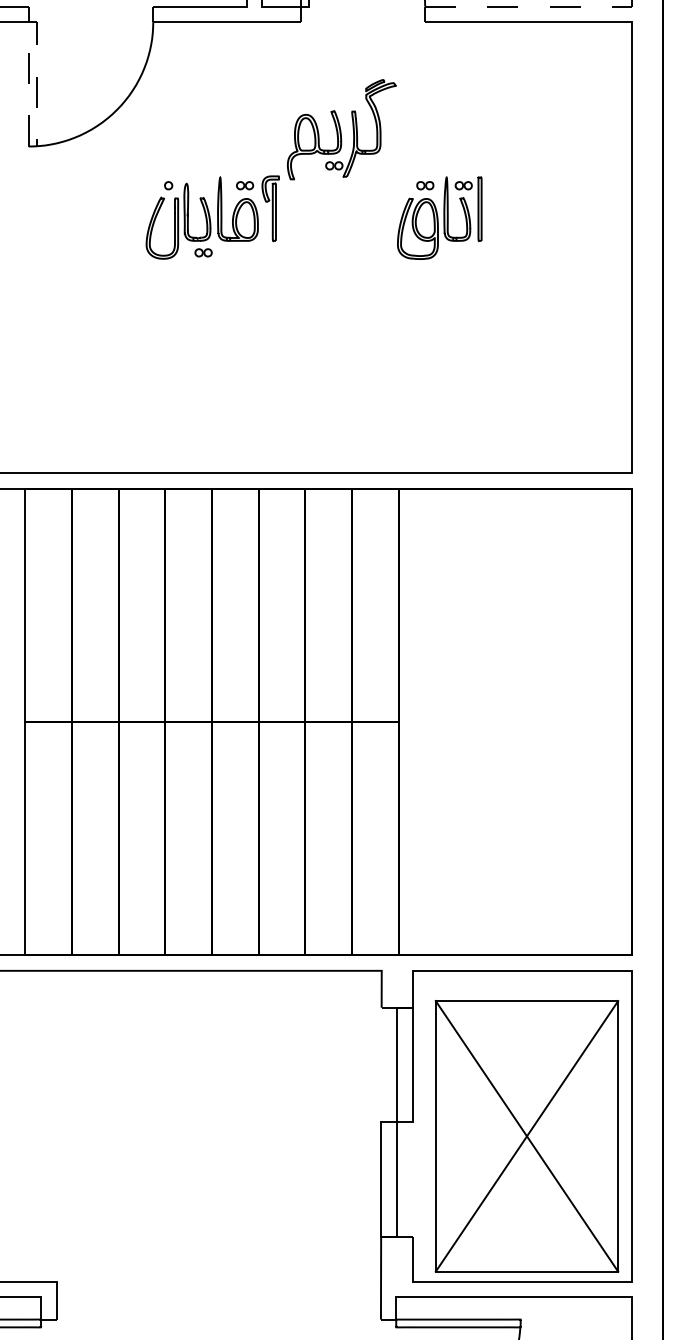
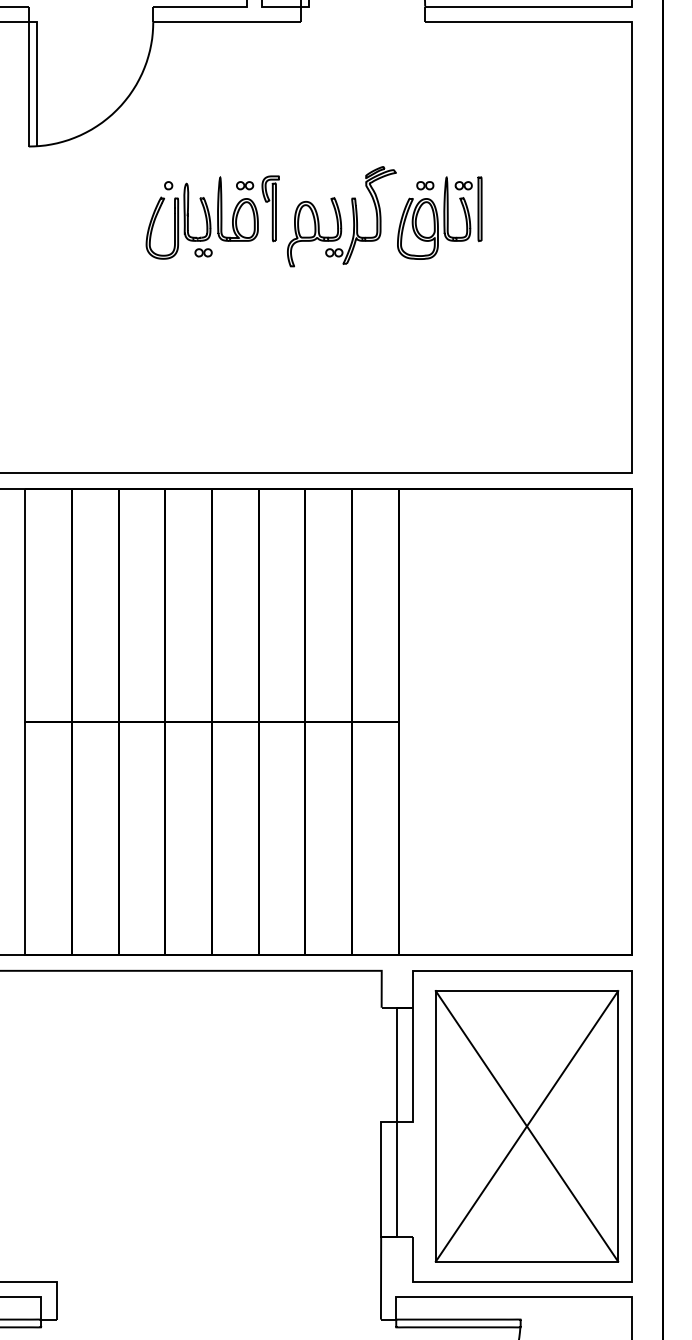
line: dashed -> solid (531, 6)
line: dashed -> solid (32, 22)
part position: (341, 129) -> (341, 216) (341, 216)
part position: (526, 1136) -> (526, 1126) (526, 1126)
